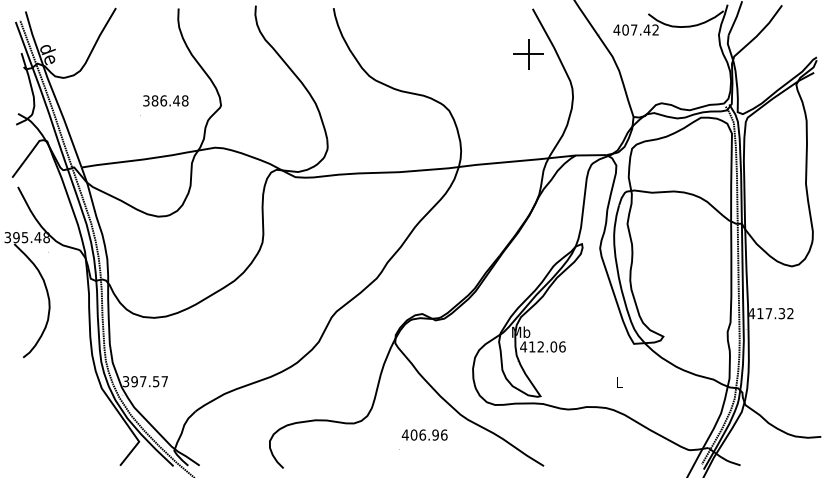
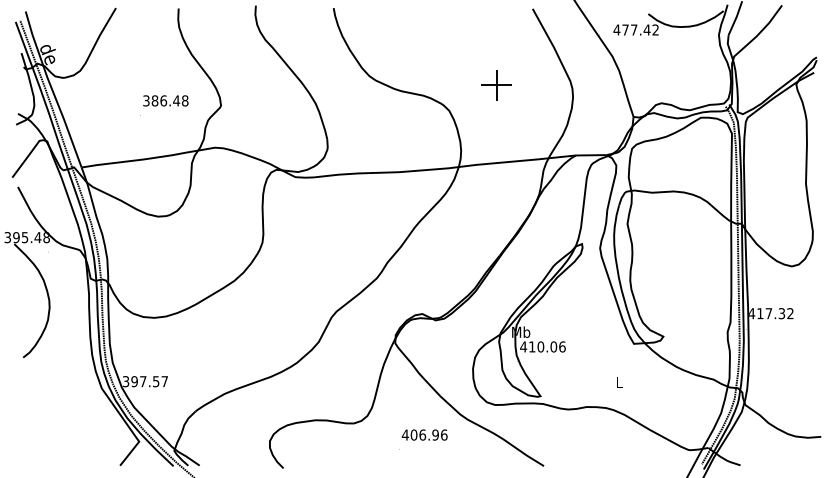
text: 407.42 -> 477.42 (625, 29)
part position: (528, 54) -> (496, 85) (496, 85)
text: 412.06 -> 410.06 (540, 346)
